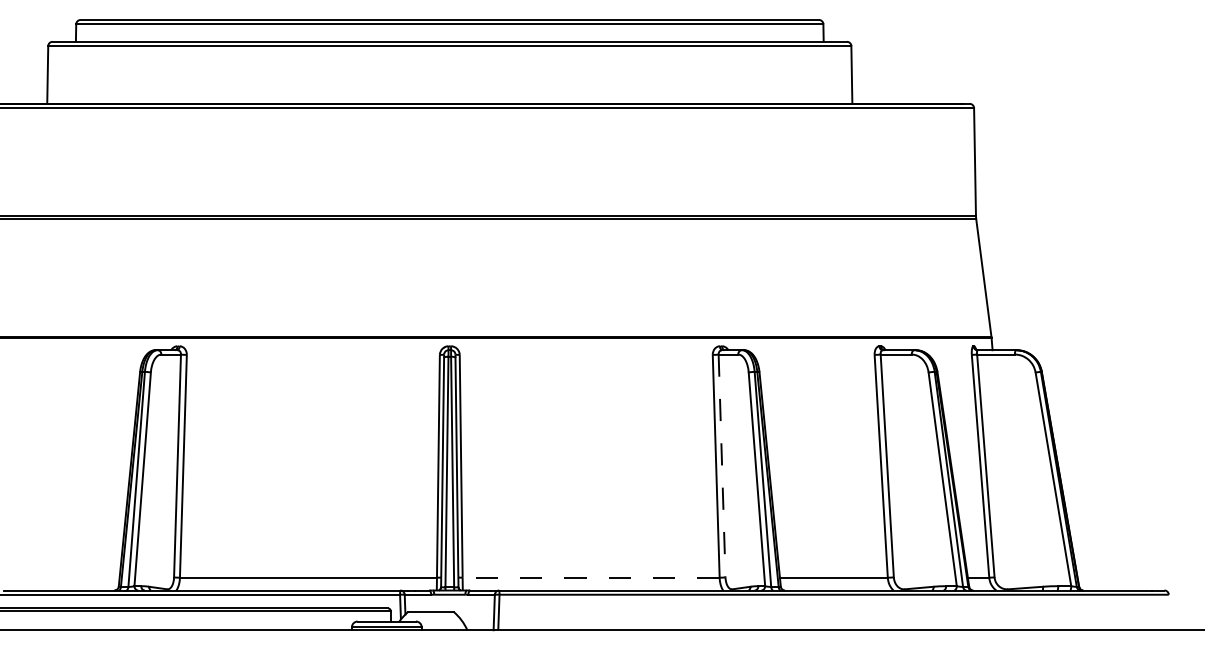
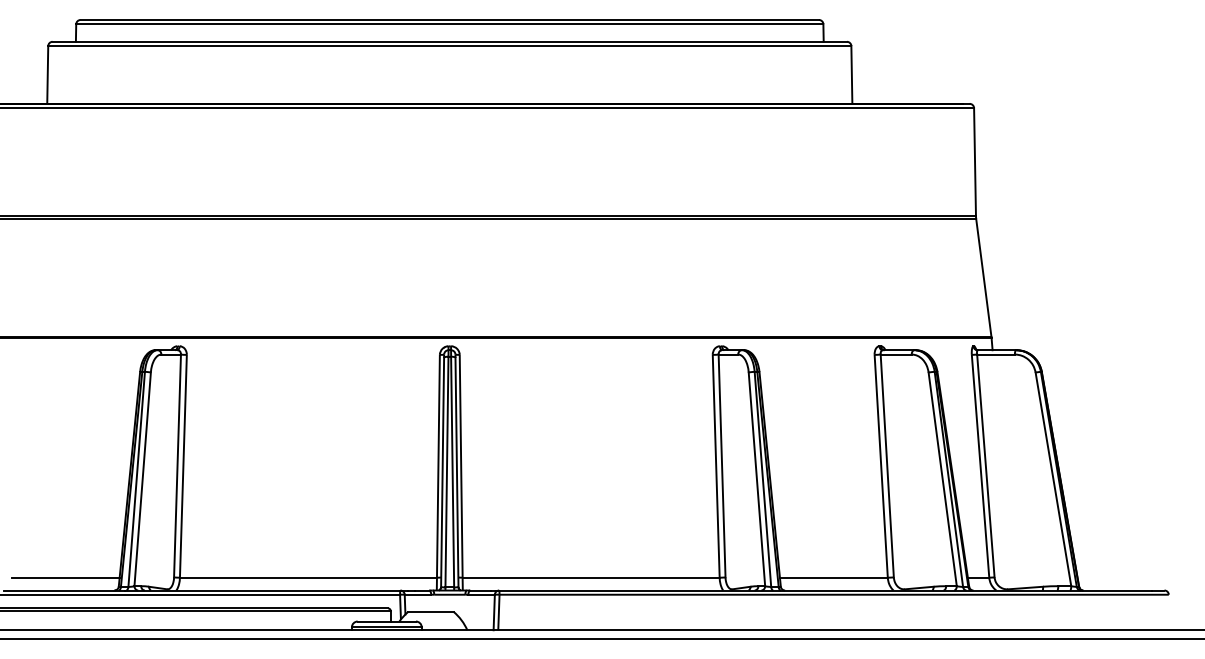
line: dashed -> solid (722, 466)
line: none -> present (65, 577)
line: dashed -> solid (591, 577)
line: none -> present (601, 639)
